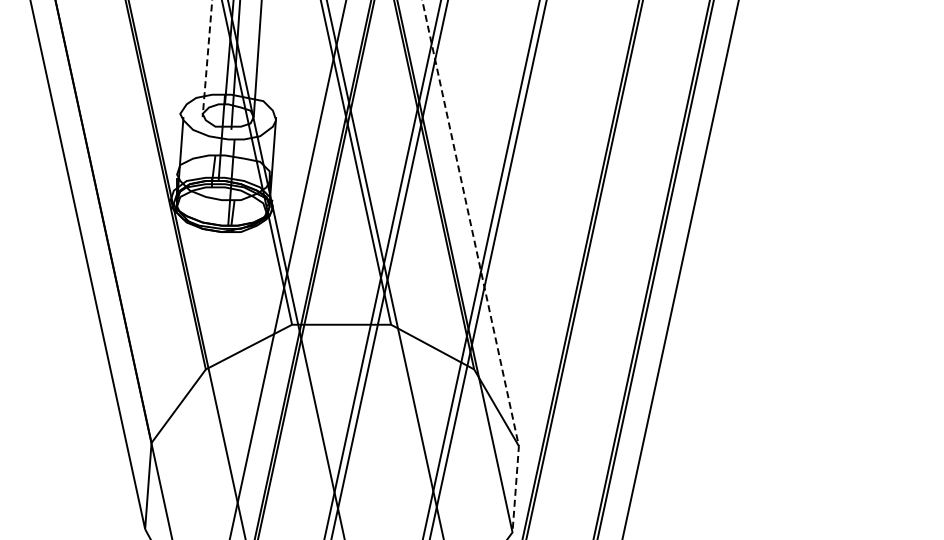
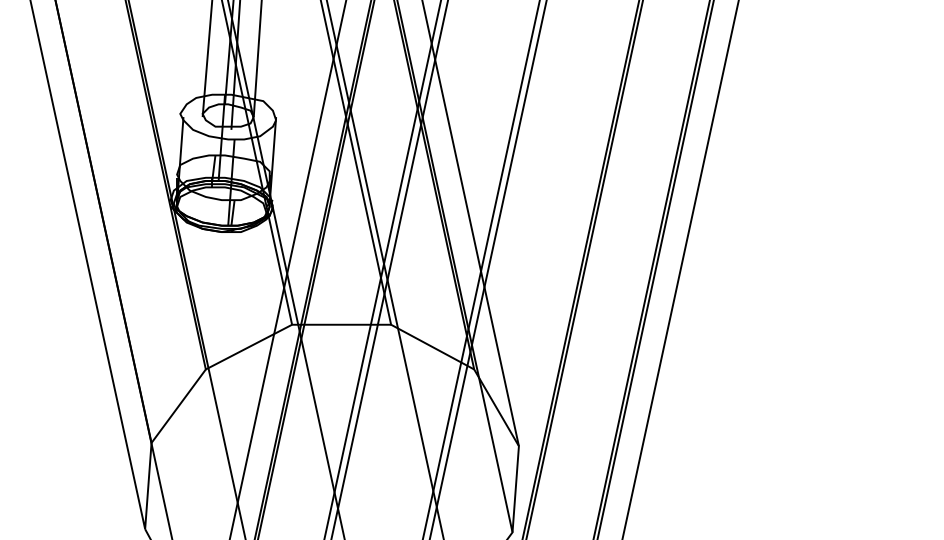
line: dashed -> solid (207, 59)
line: dashed -> solid (479, 266)
